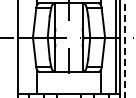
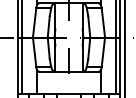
line: none -> present (22, 48)
line: dashed -> solid (124, 48)
